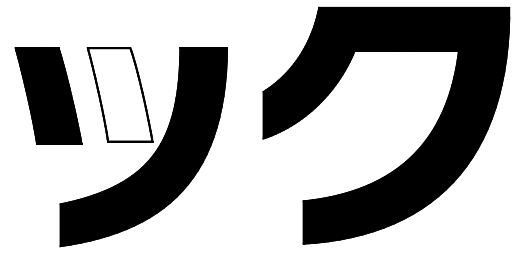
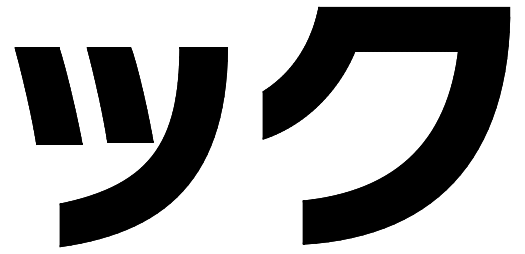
fill: none -> present (119, 94)
